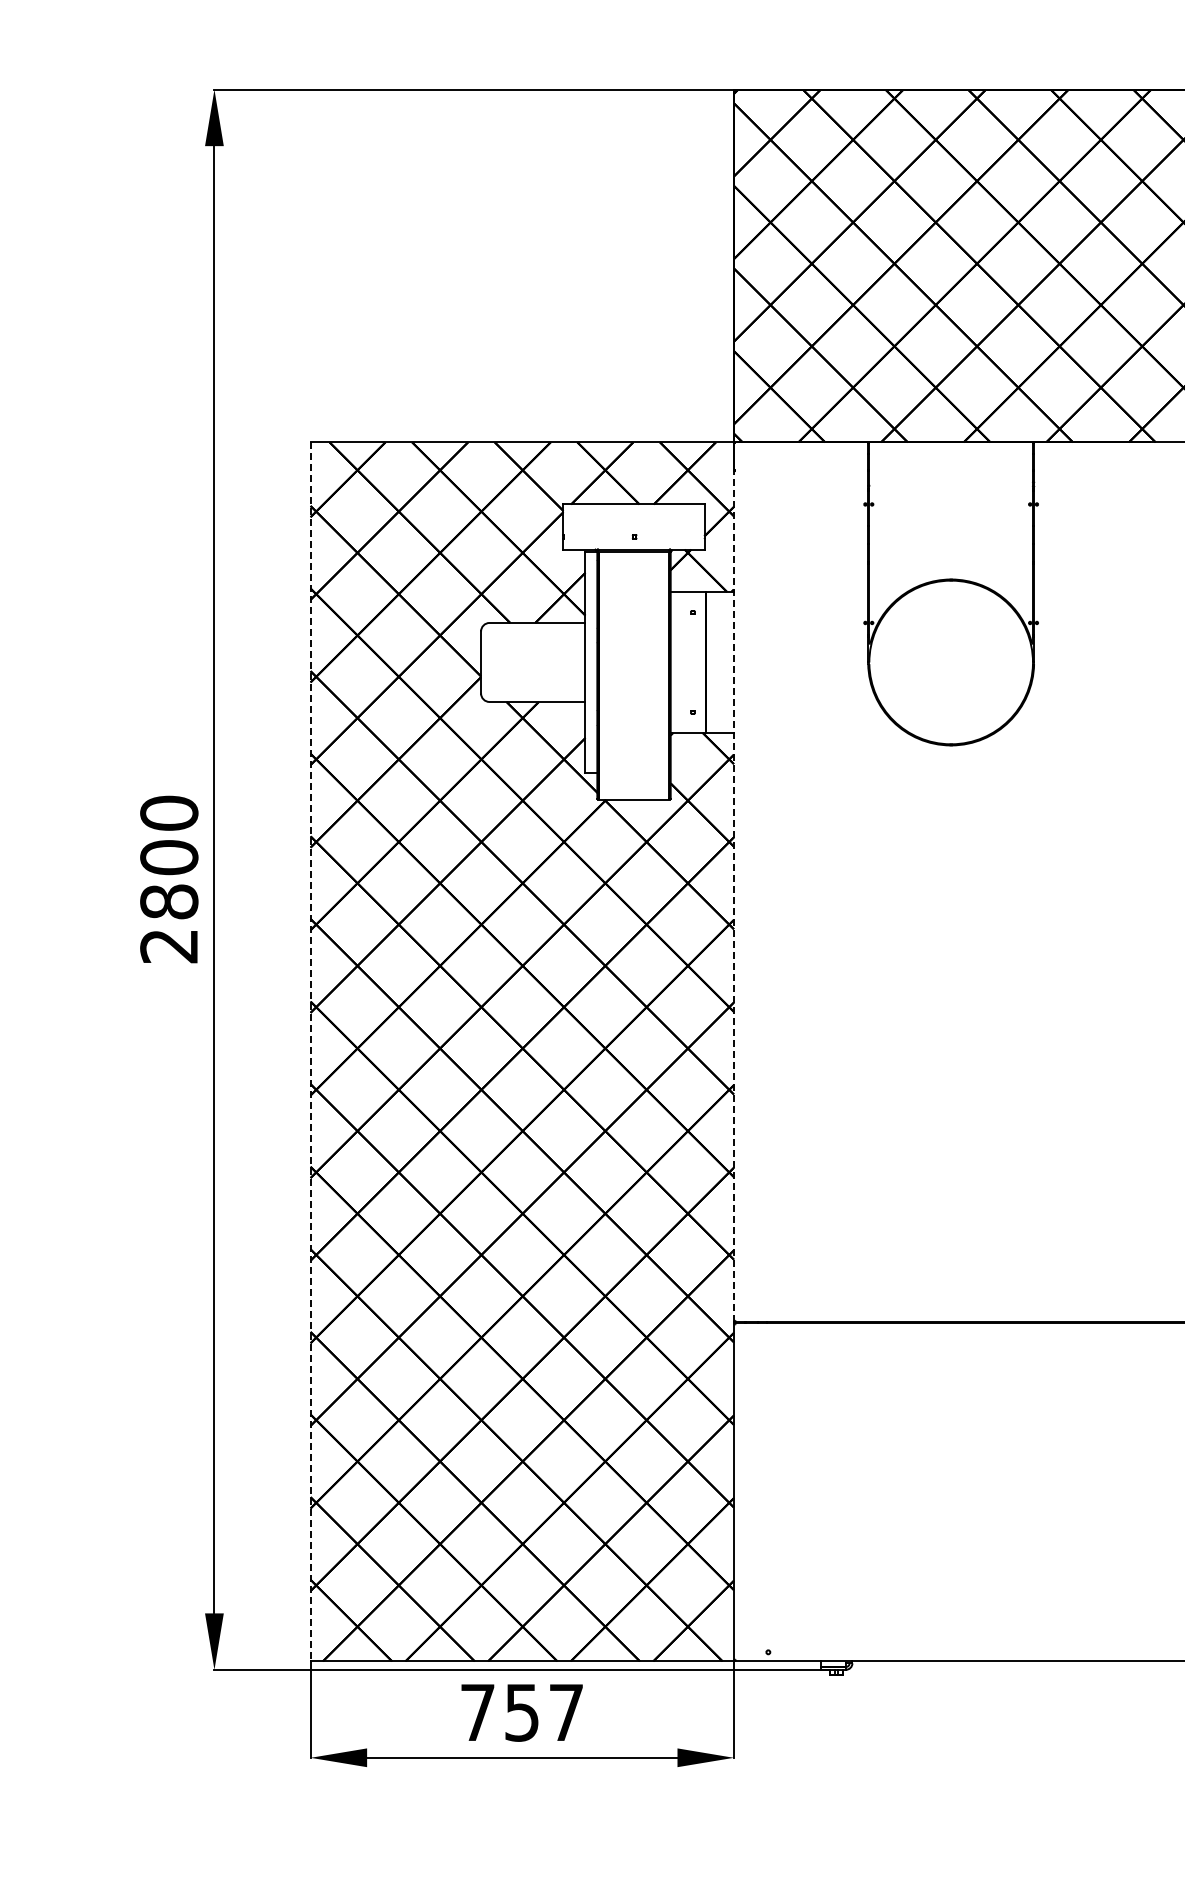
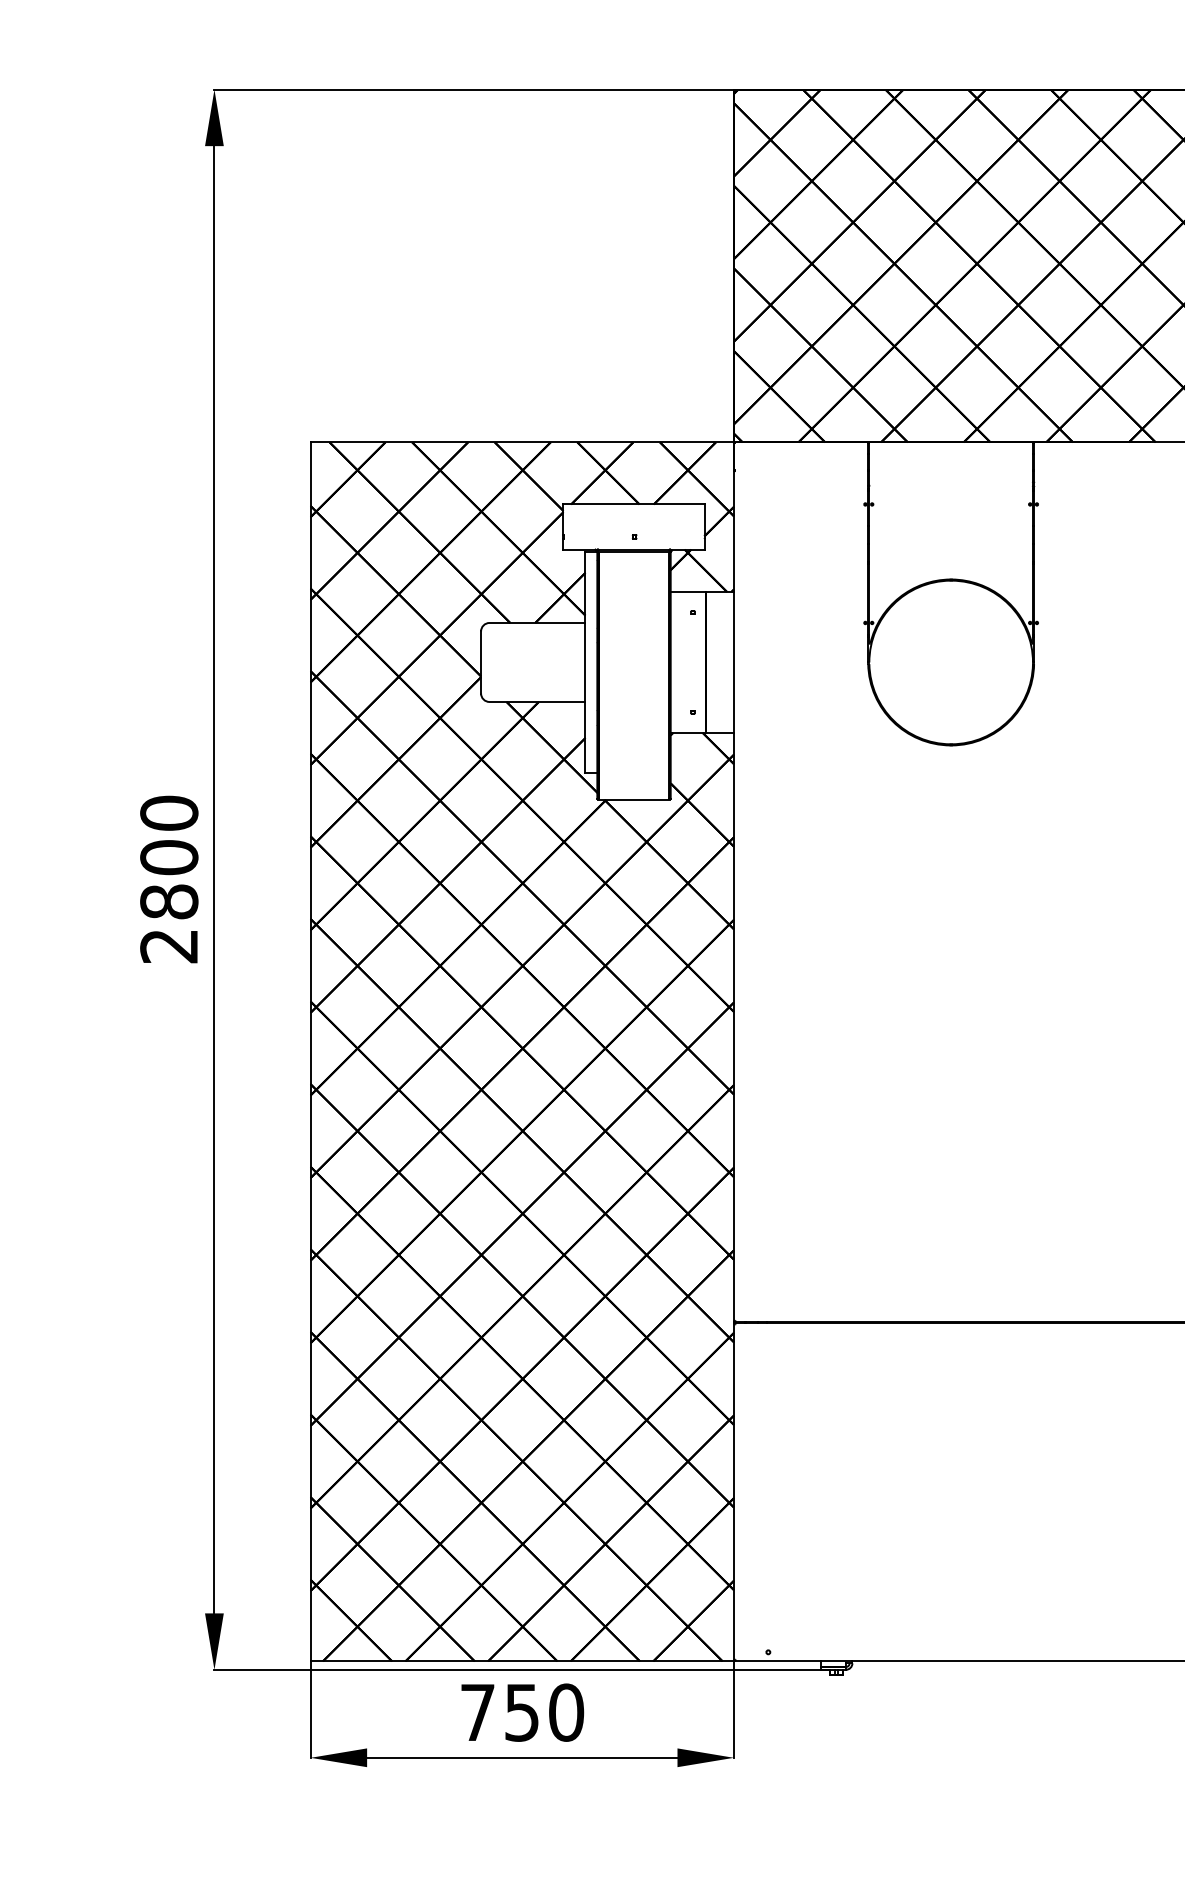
line: dashed -> solid (733, 896)
line: dashed -> solid (310, 1052)
text: 757 -> 750 (566, 1712)
